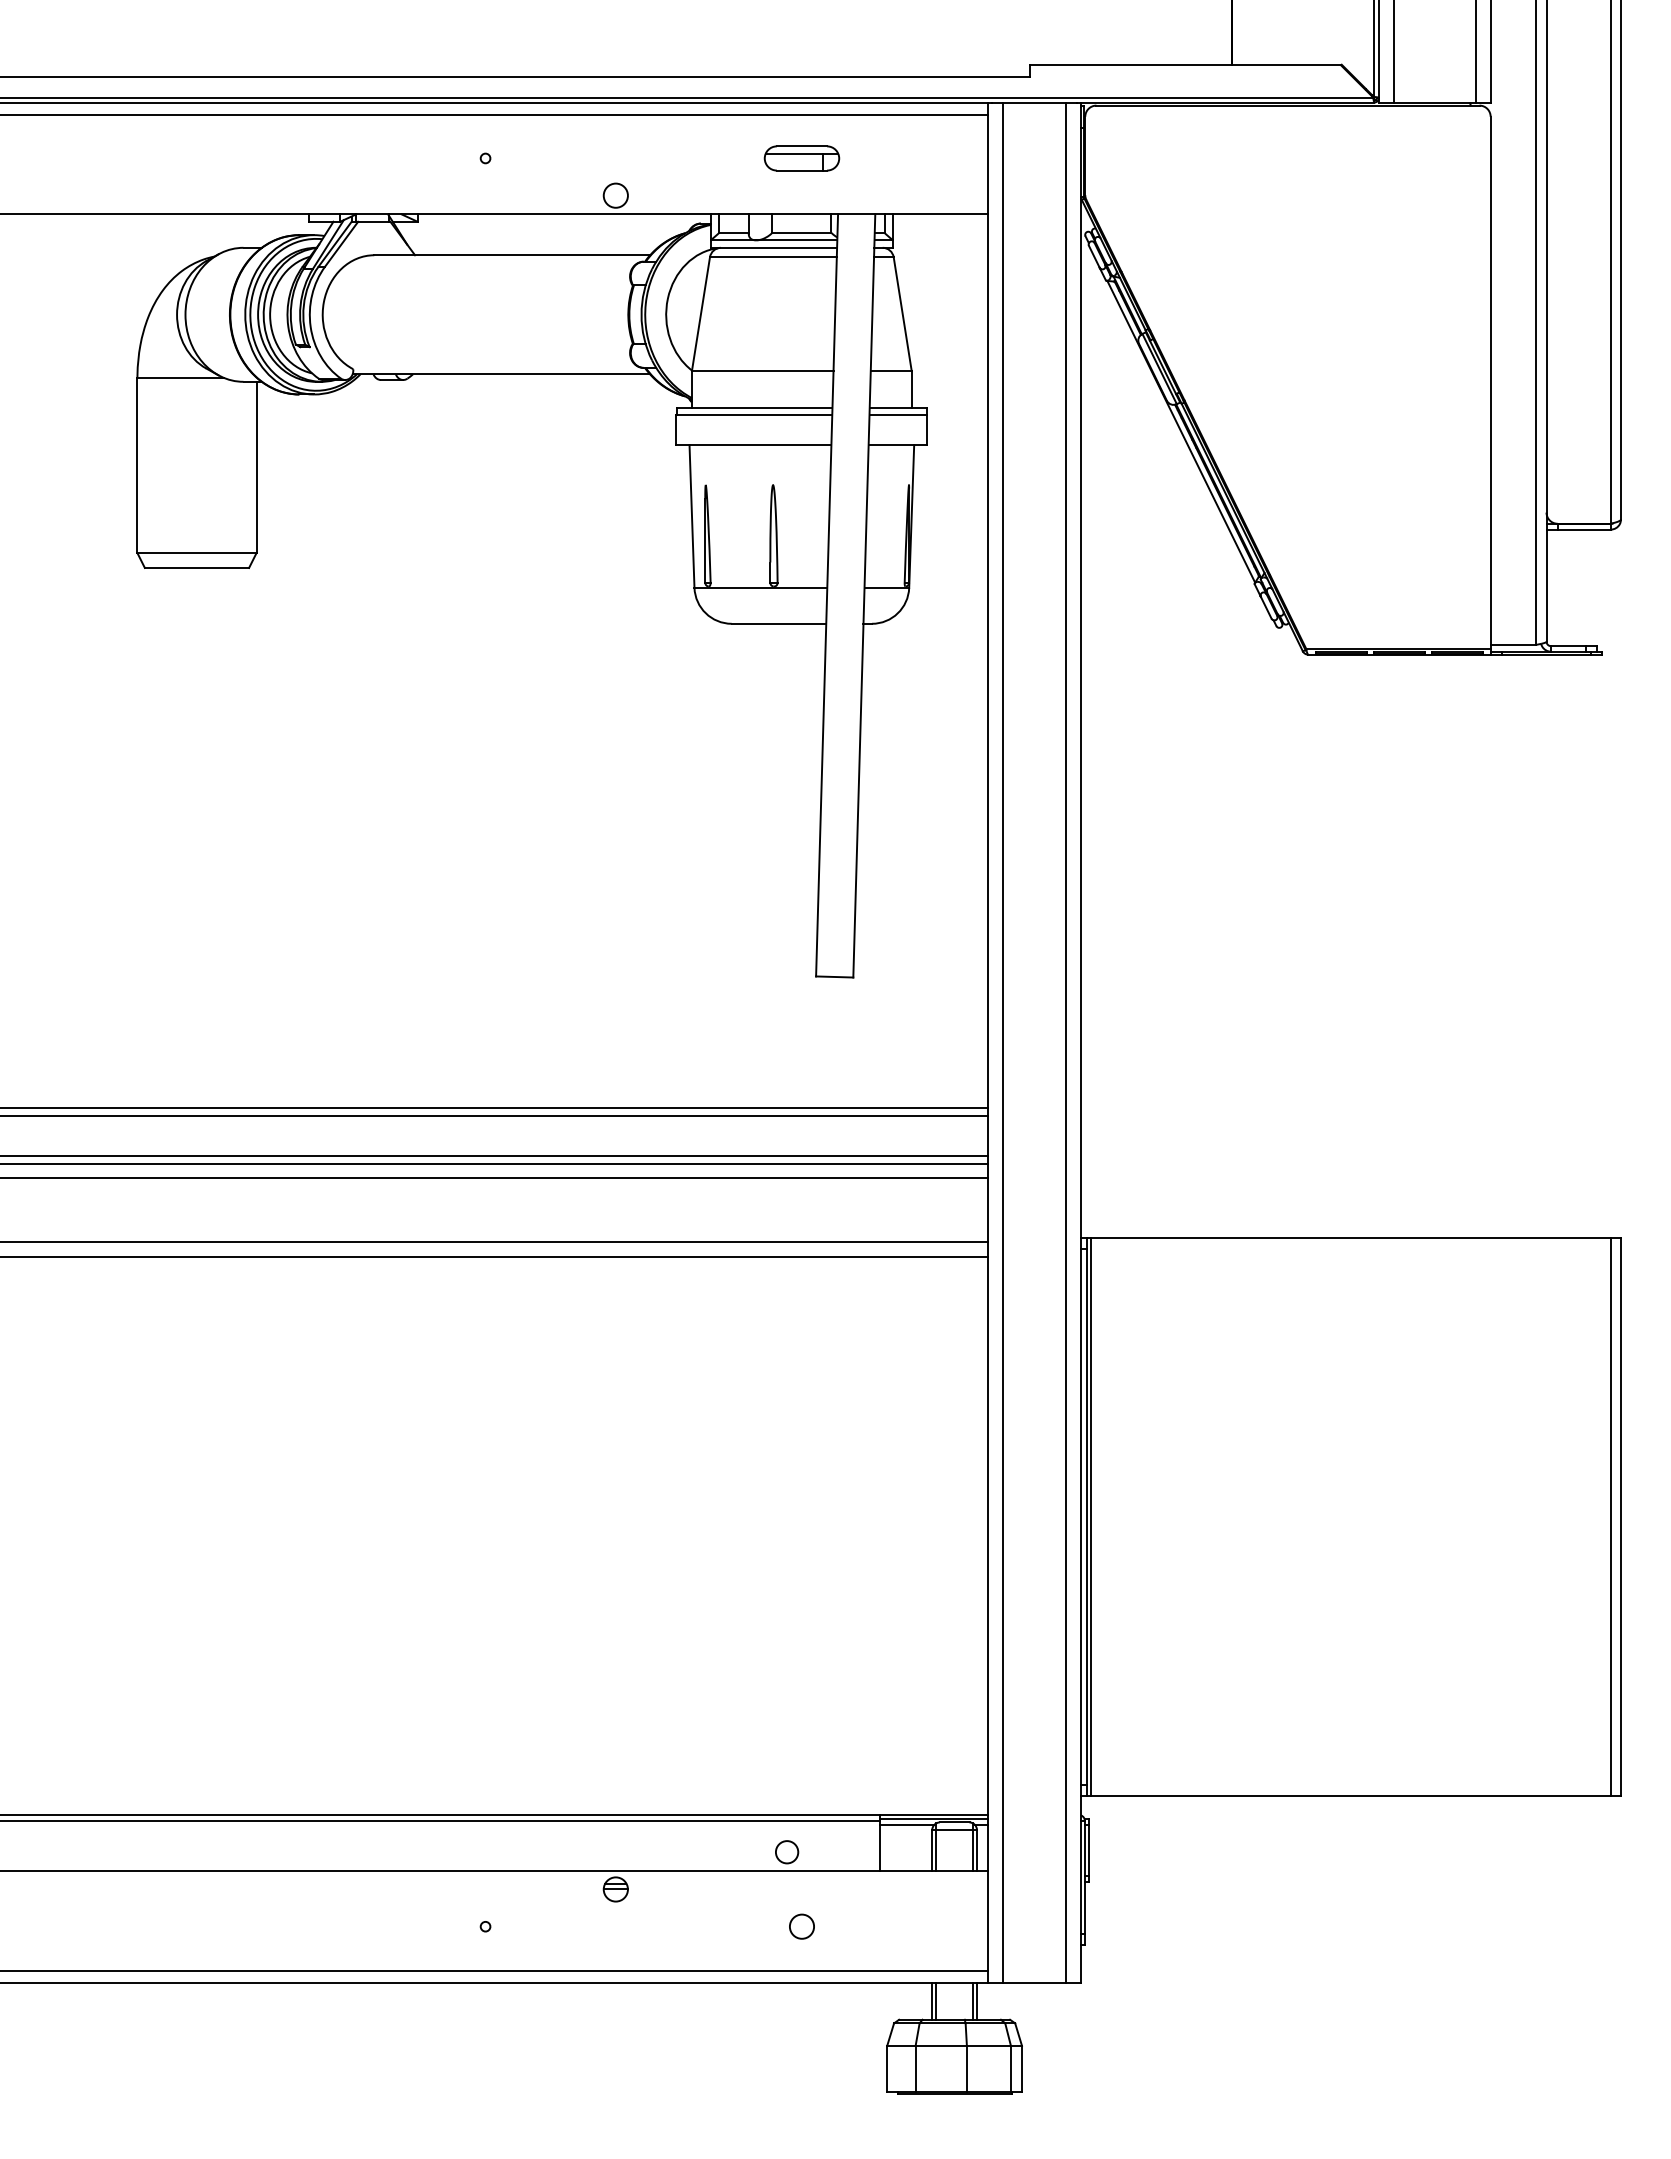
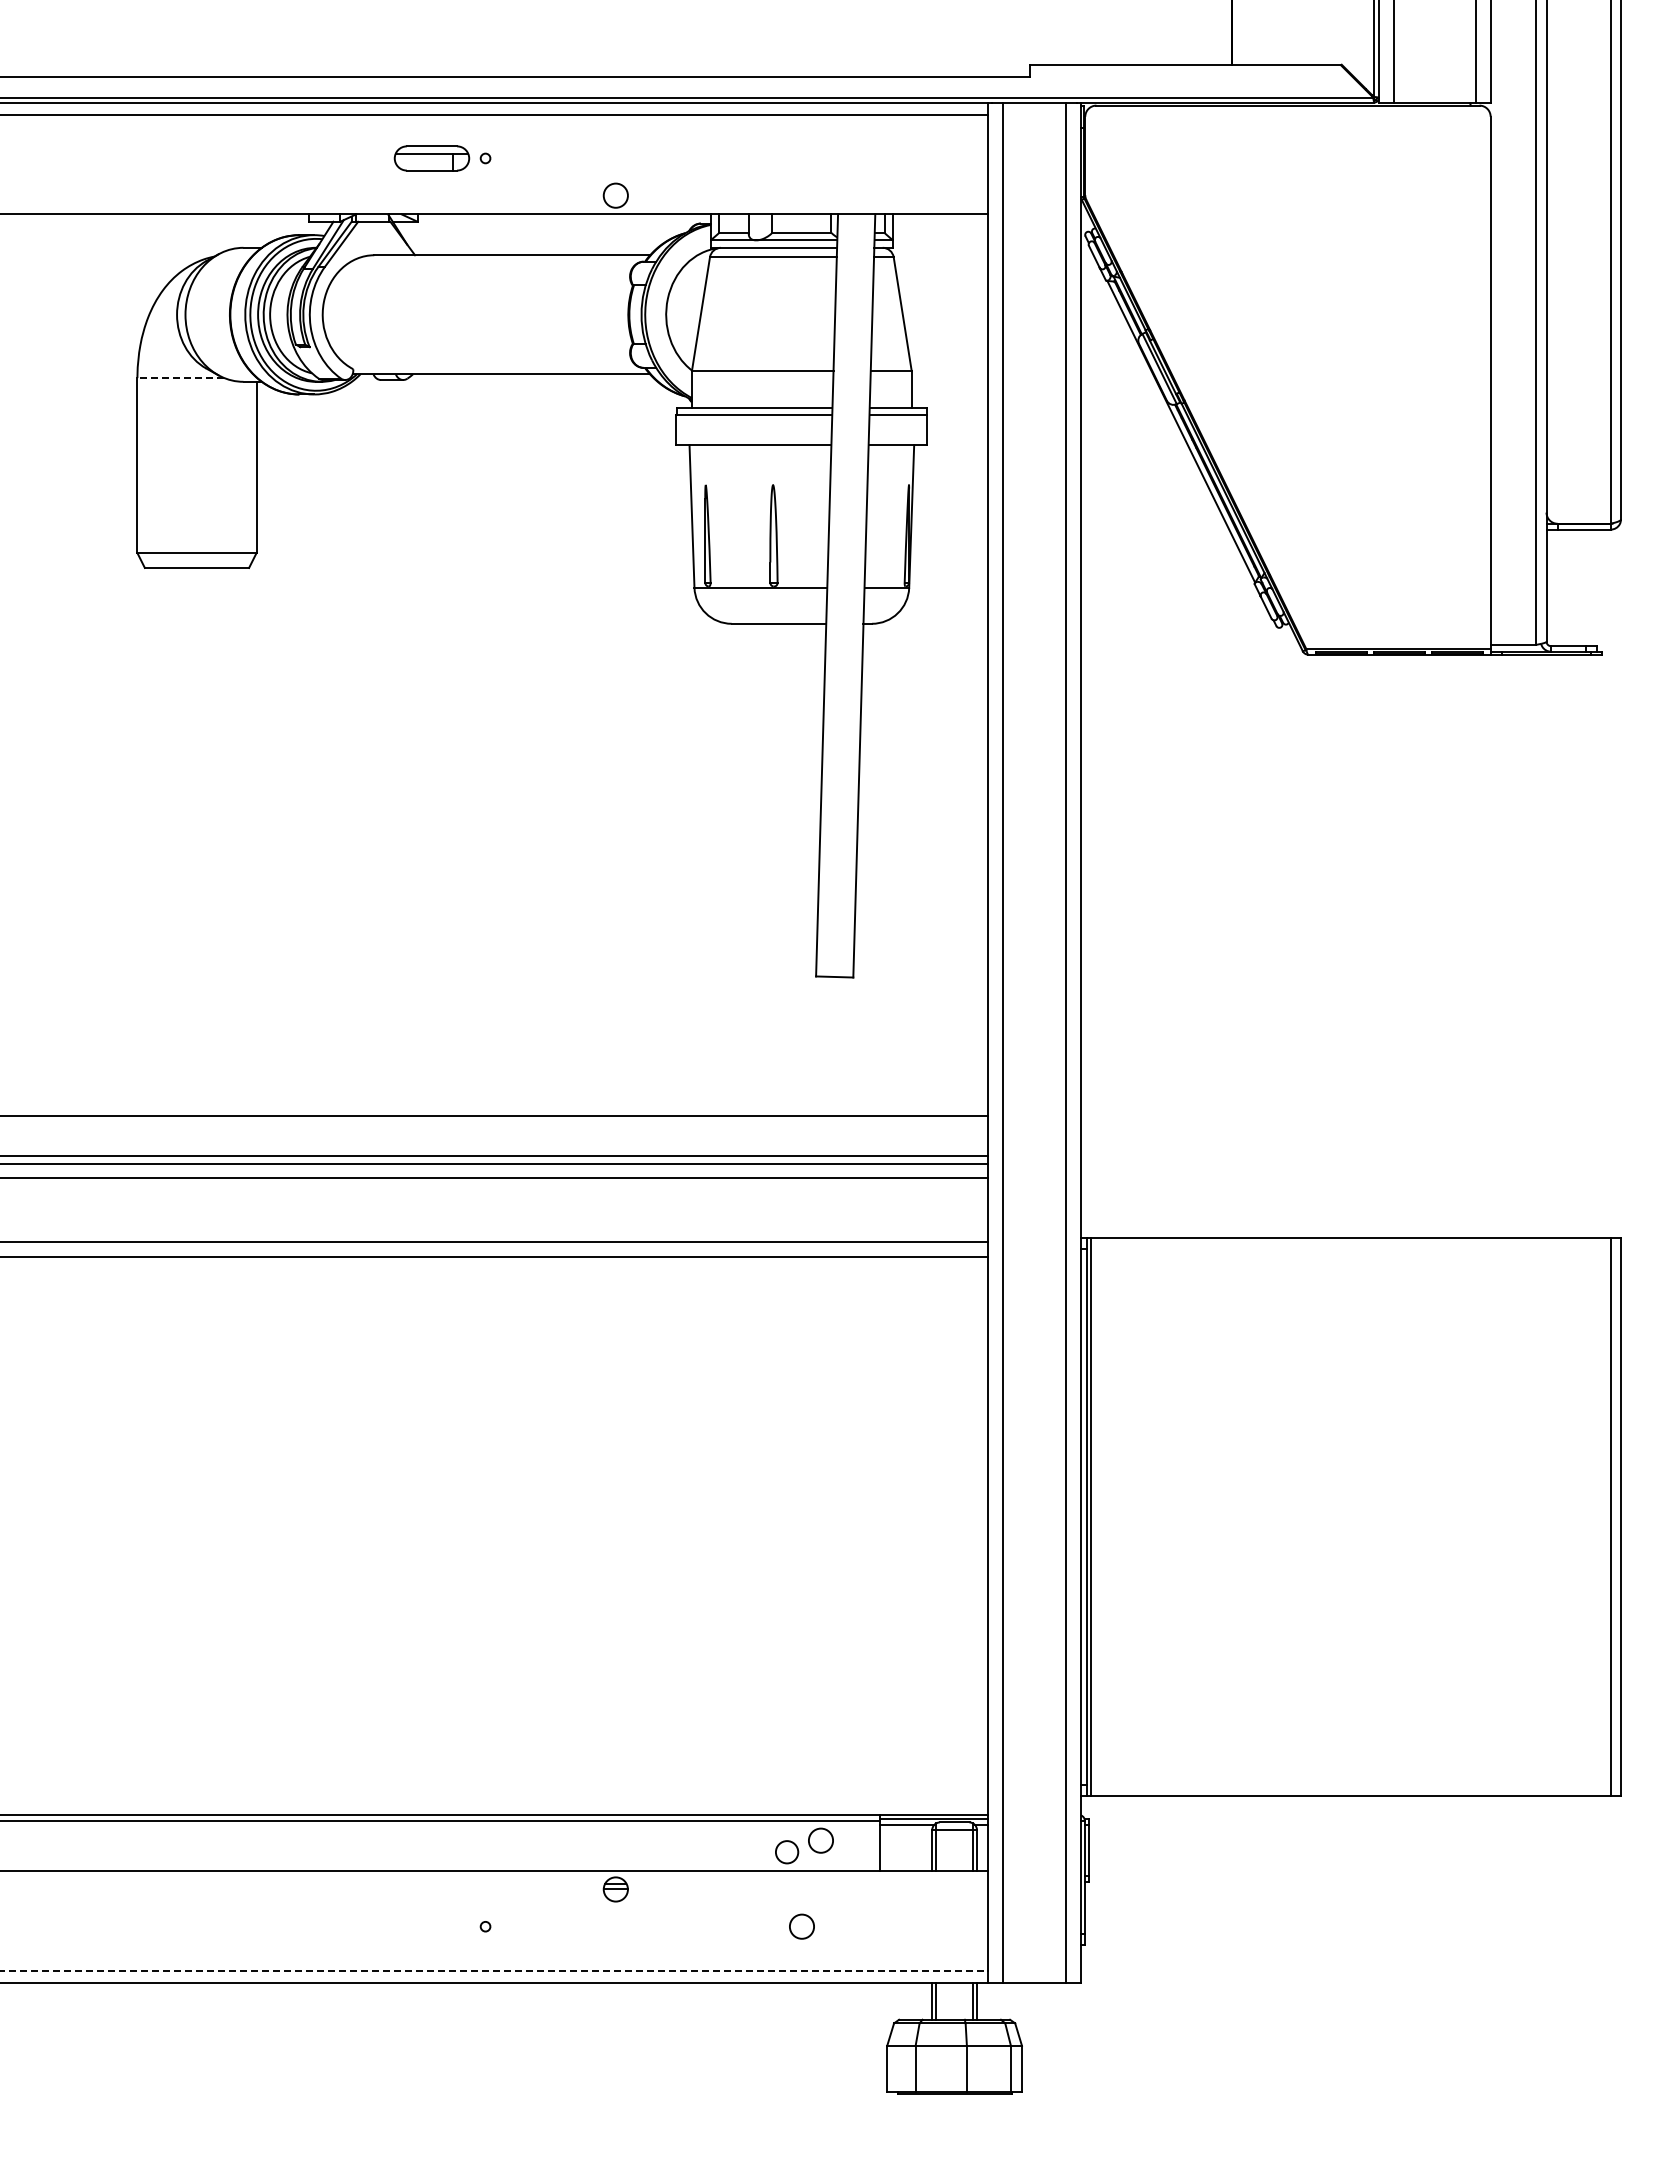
part position: (801, 158) -> (431, 158) (431, 158)
line: solid -> dashed (180, 378)
line: present -> none (495, 1107)
circle: none -> present (820, 1840)
line: solid -> dashed (494, 1970)
